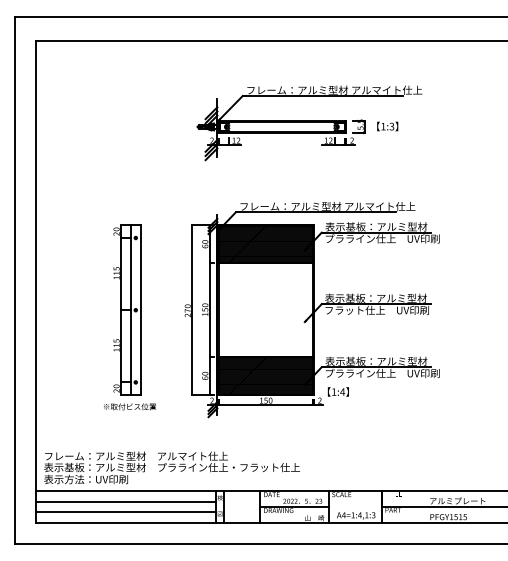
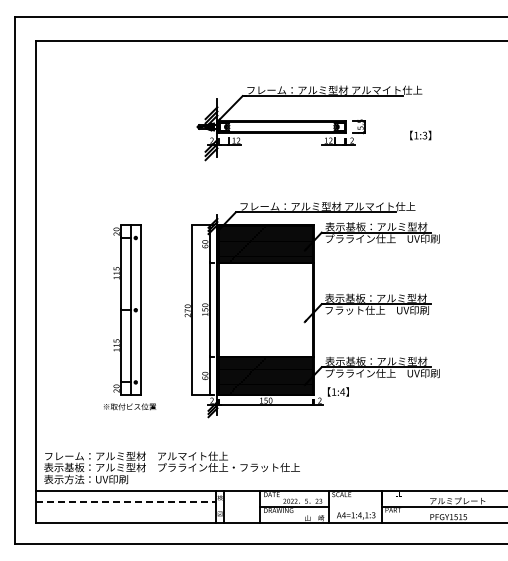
text position: (387, 126) -> (420, 135) (420, 135)
line: solid -> dashed (126, 501)
line: present -> none (126, 512)
